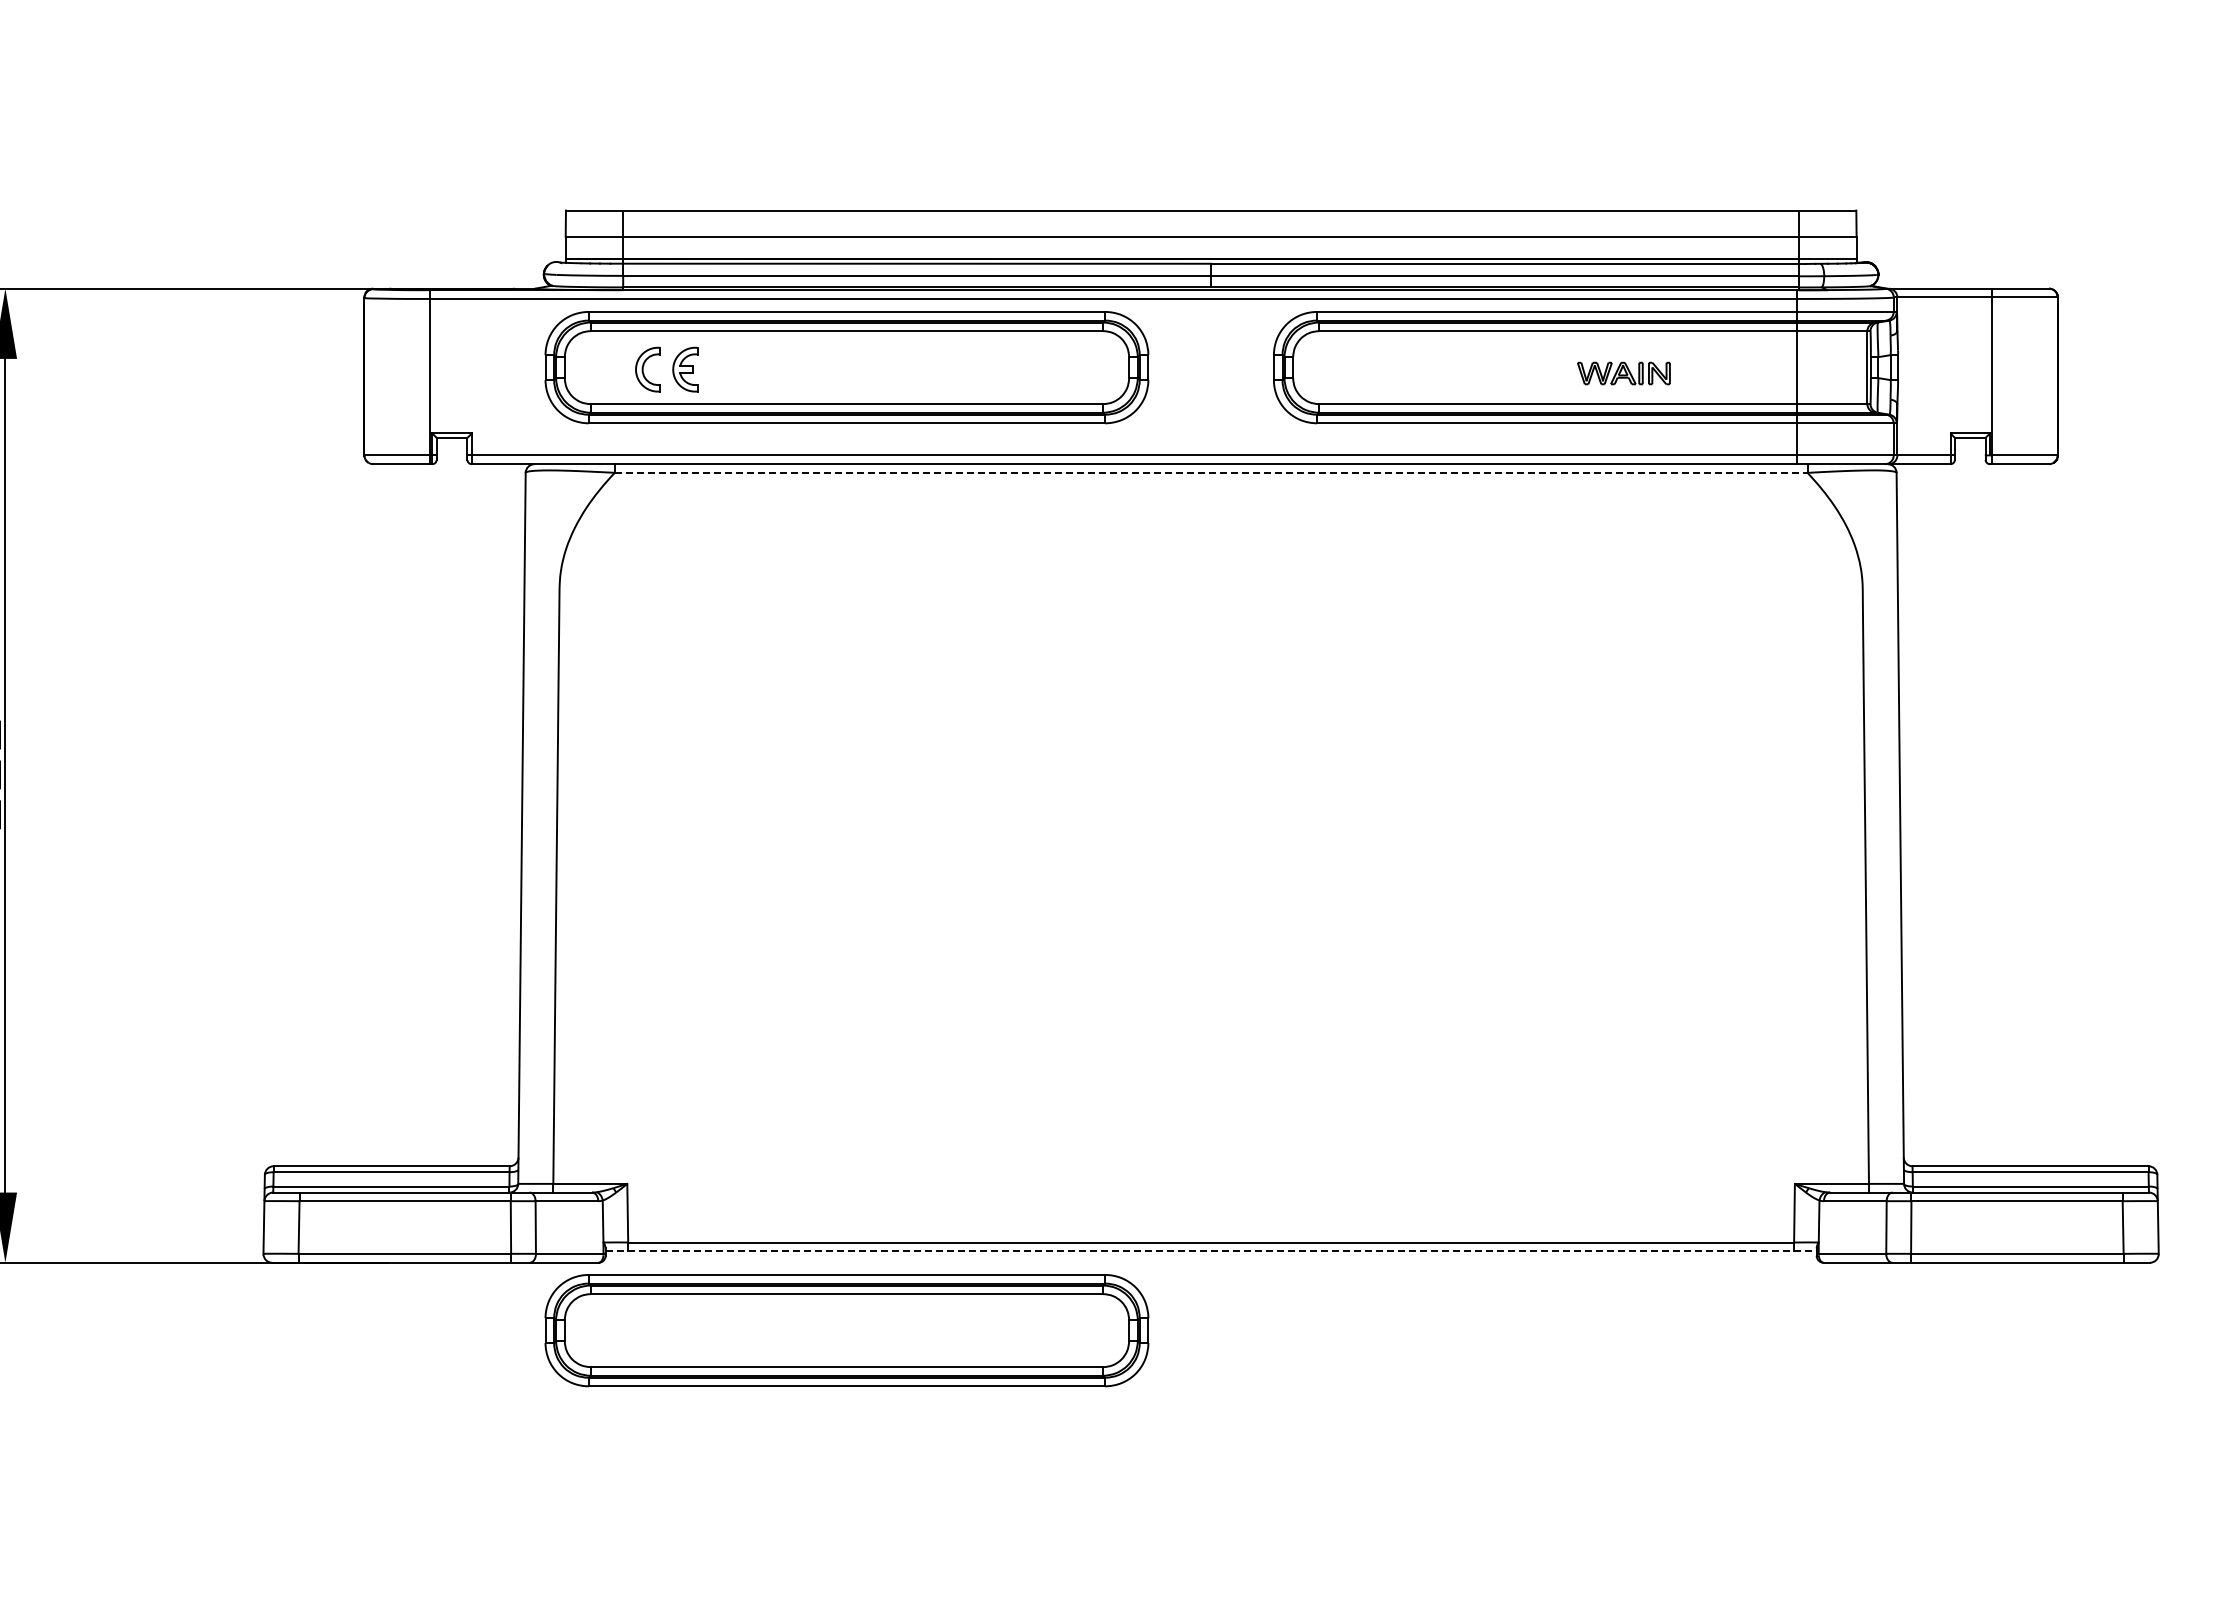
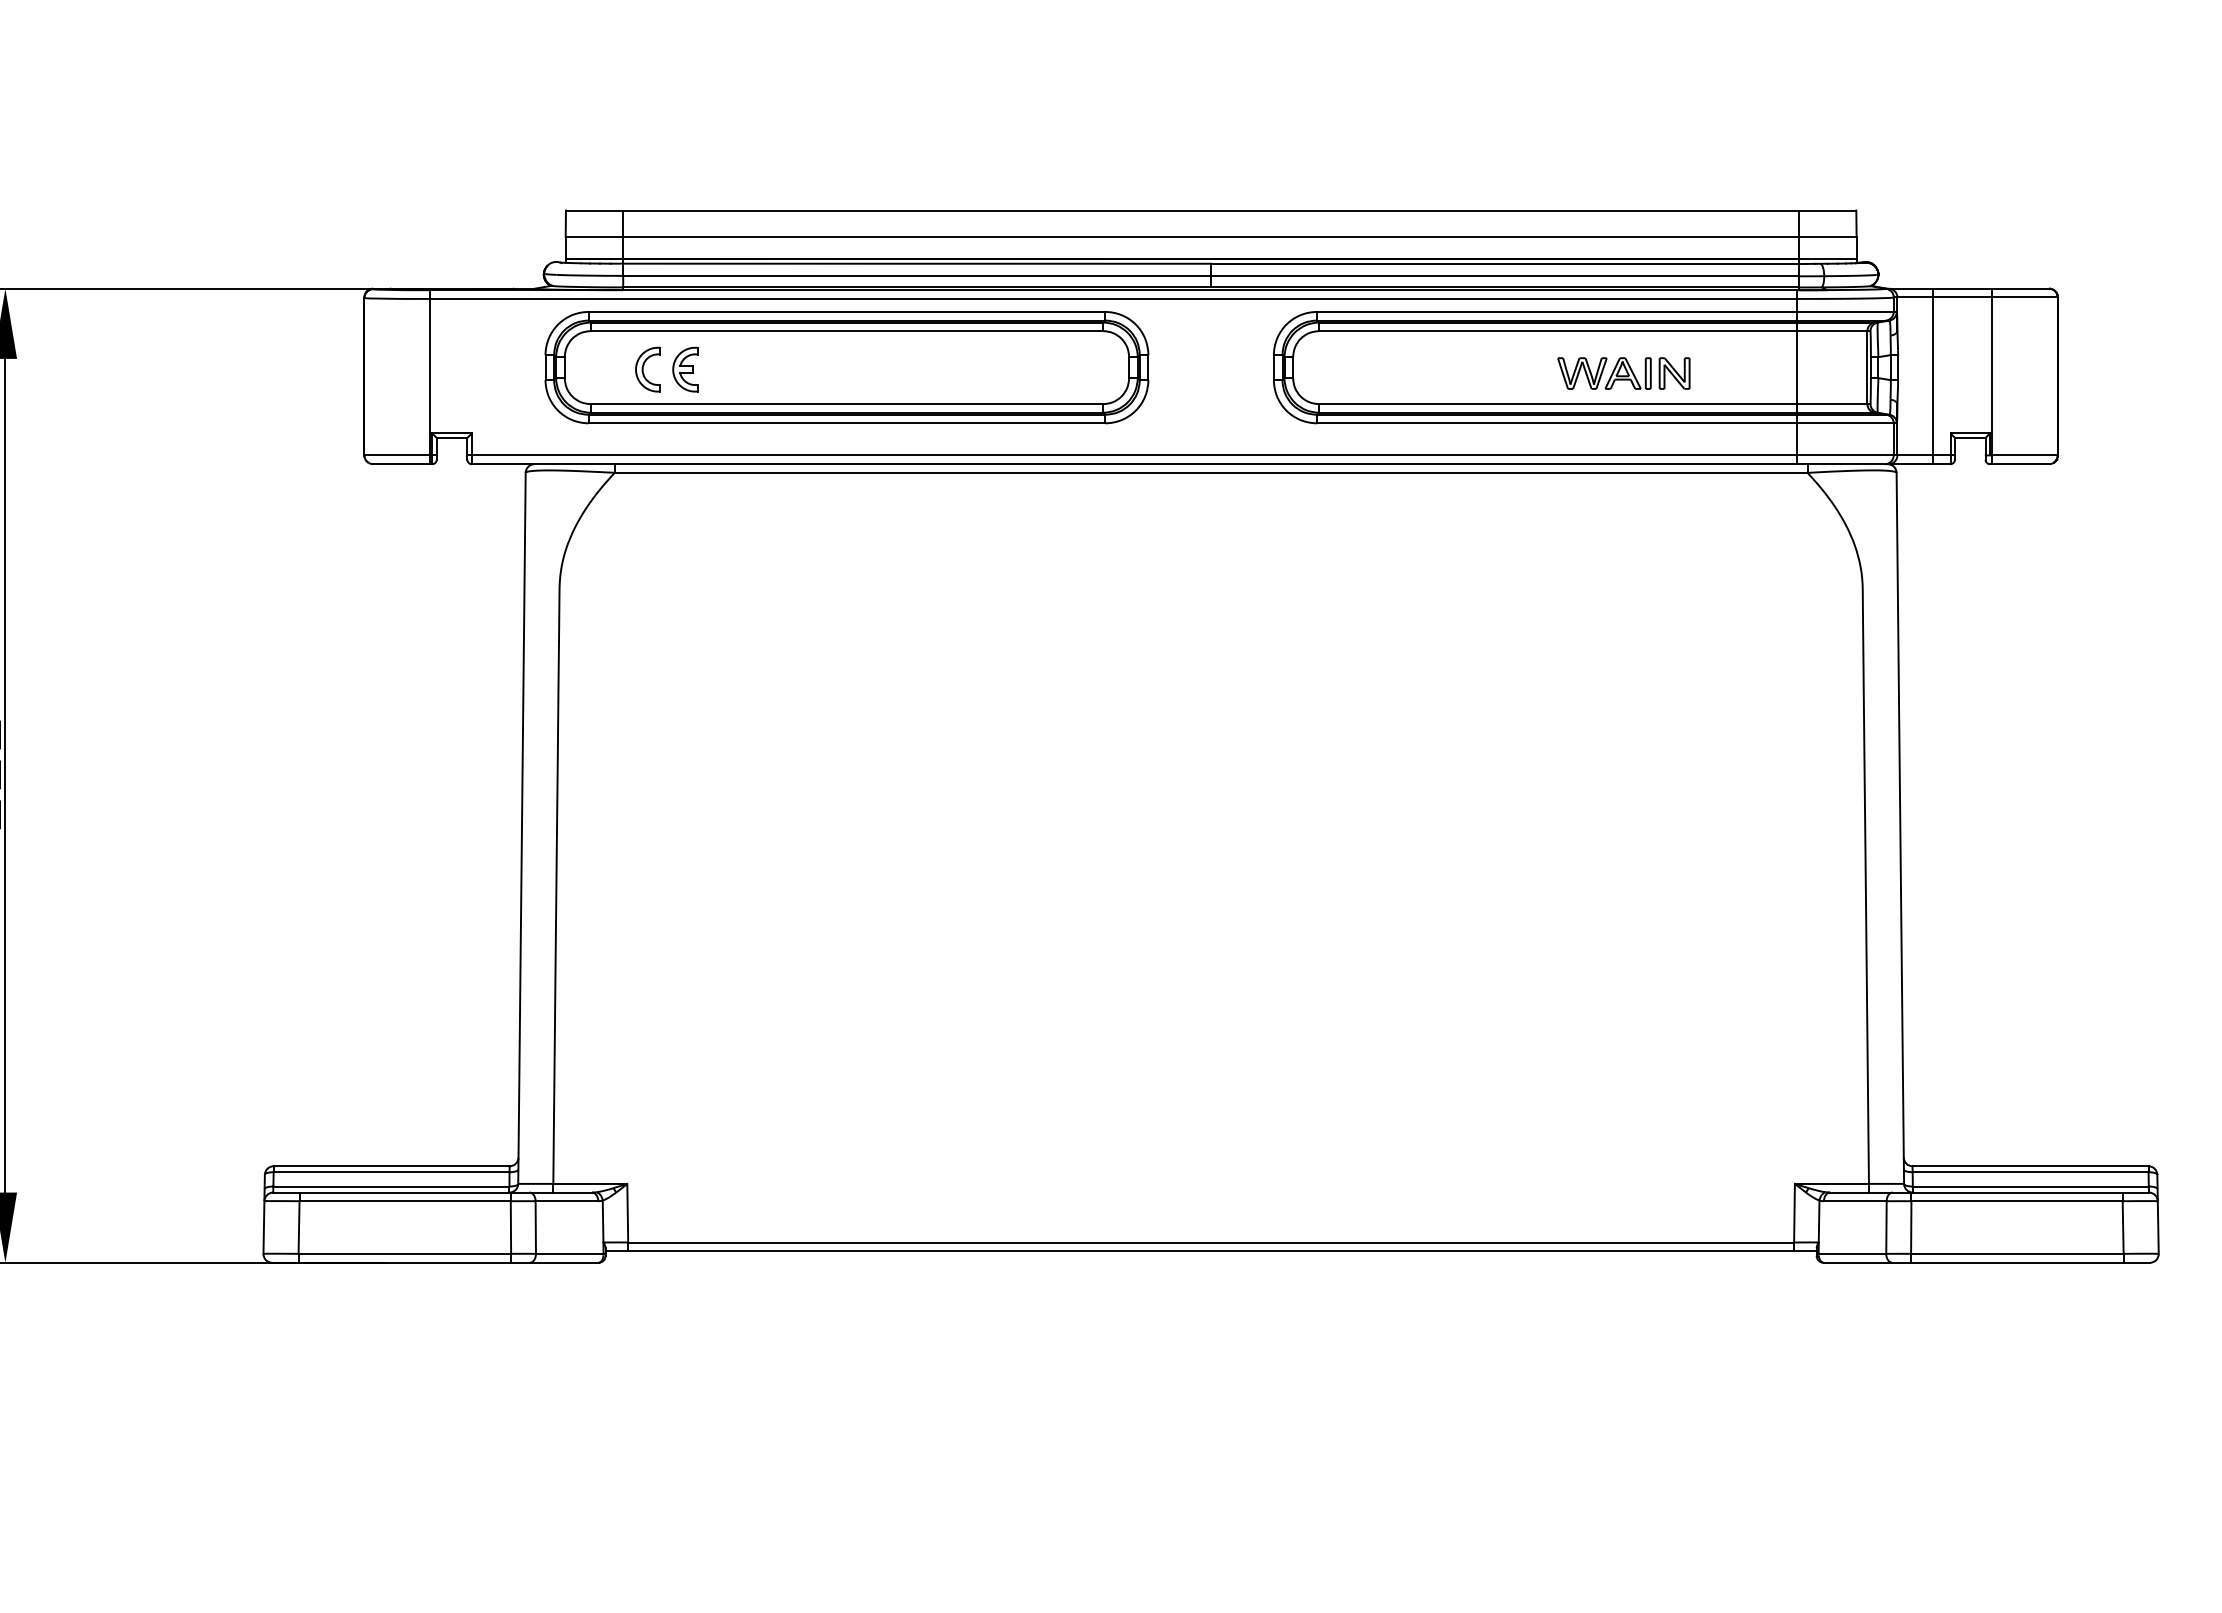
part size: 94x25 px -> 134x33 px (1623, 373)
line: none -> present (1932, 376)
line: dashed -> solid (1211, 472)
line: dashed -> solid (1211, 1251)
part: present -> none (846, 1330)
